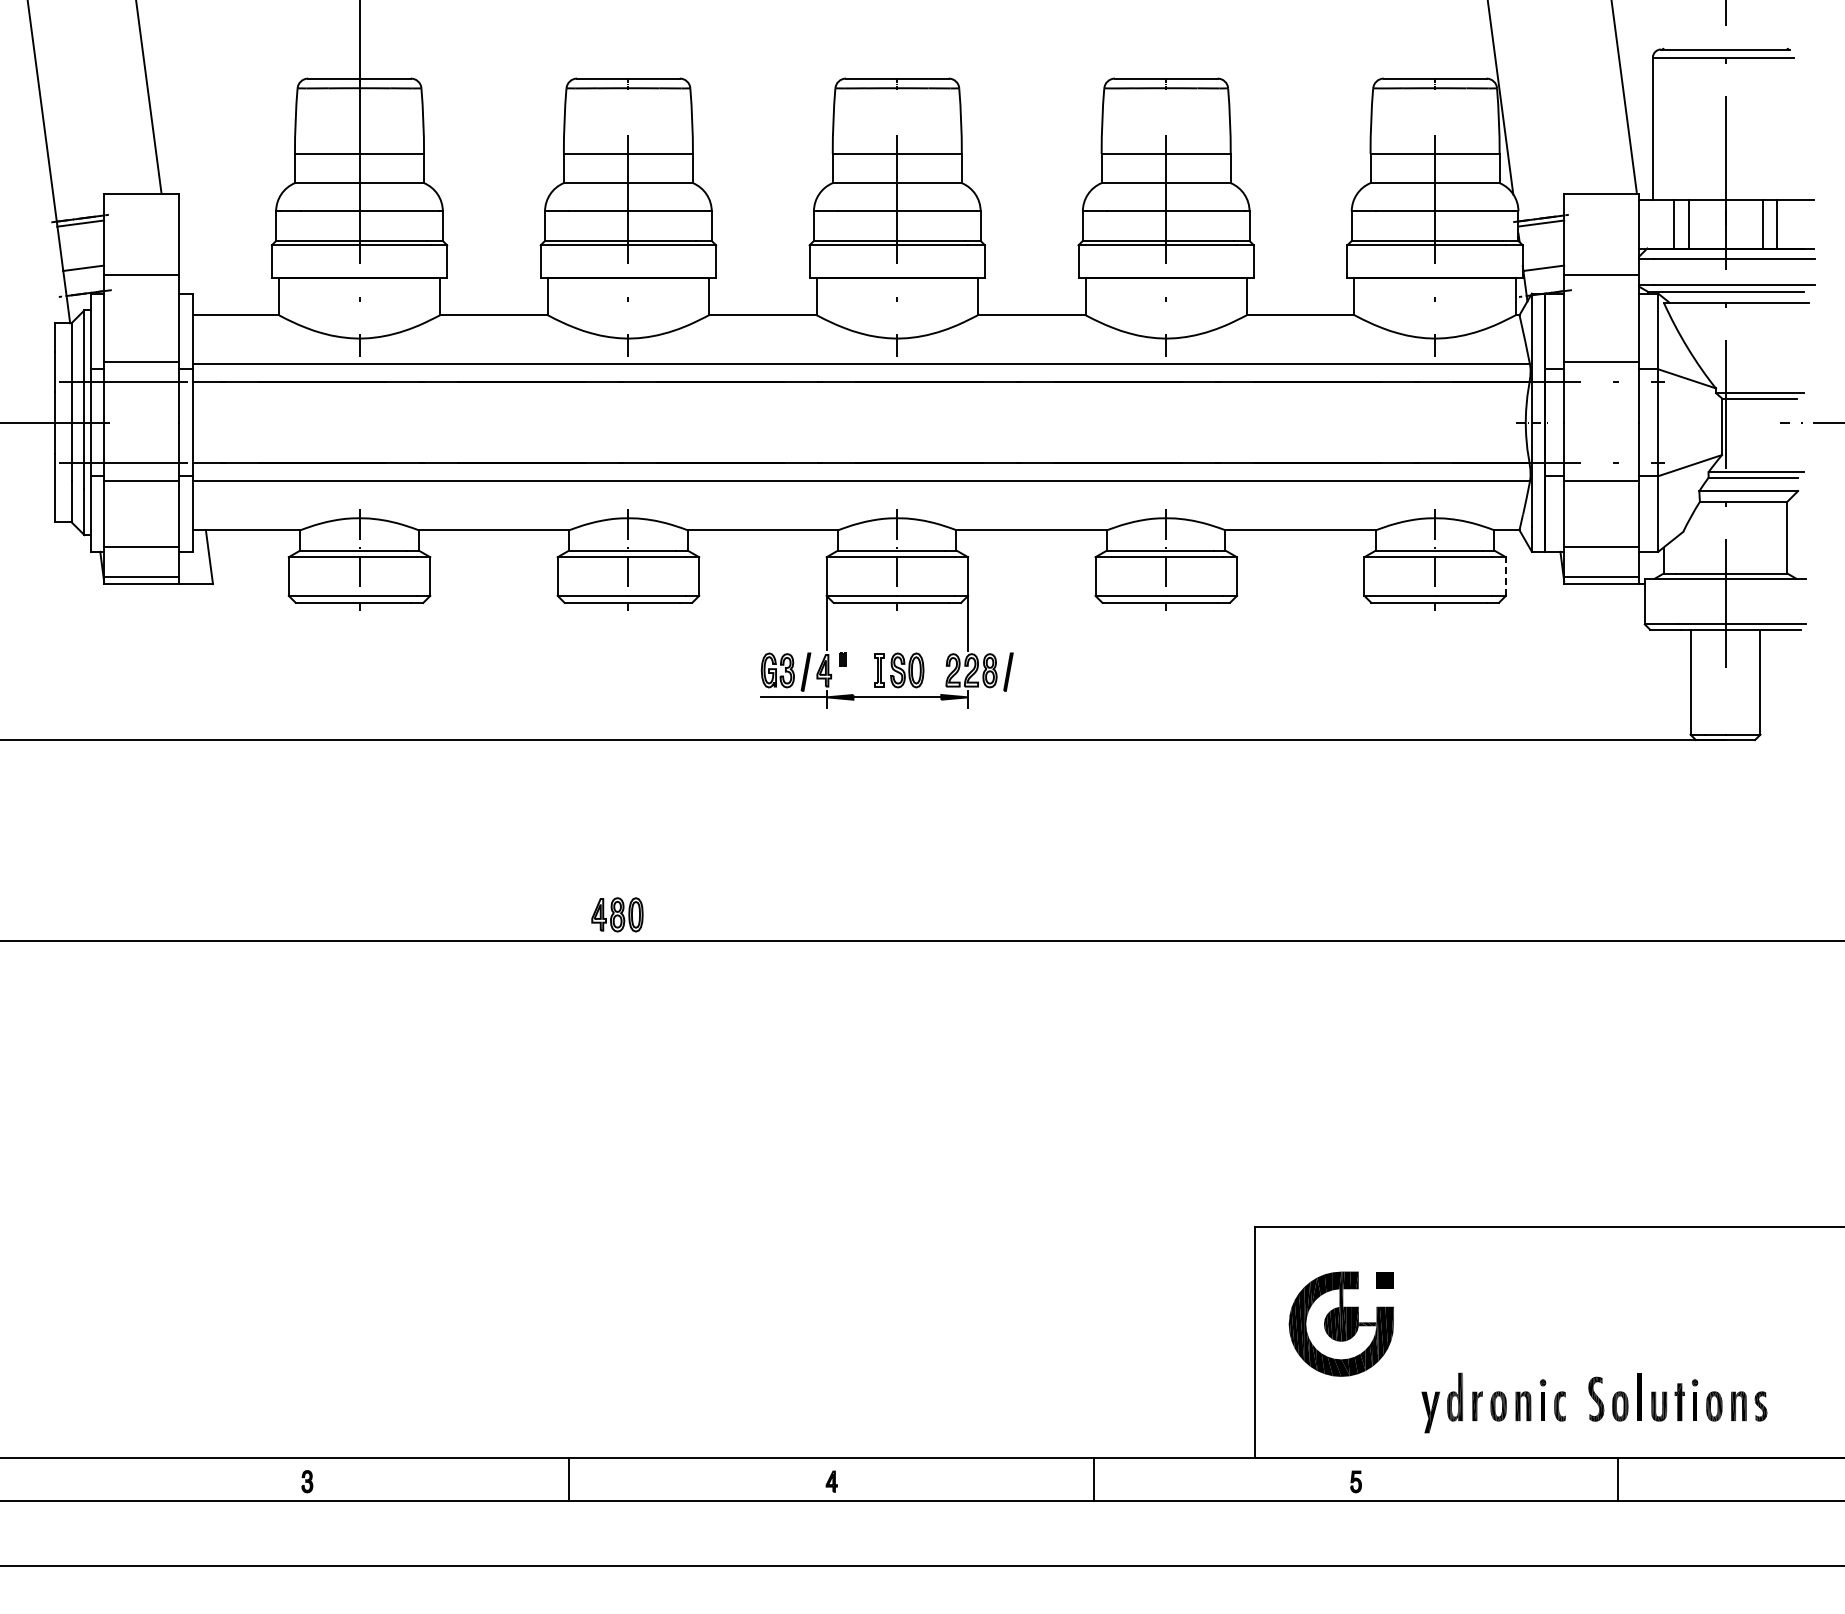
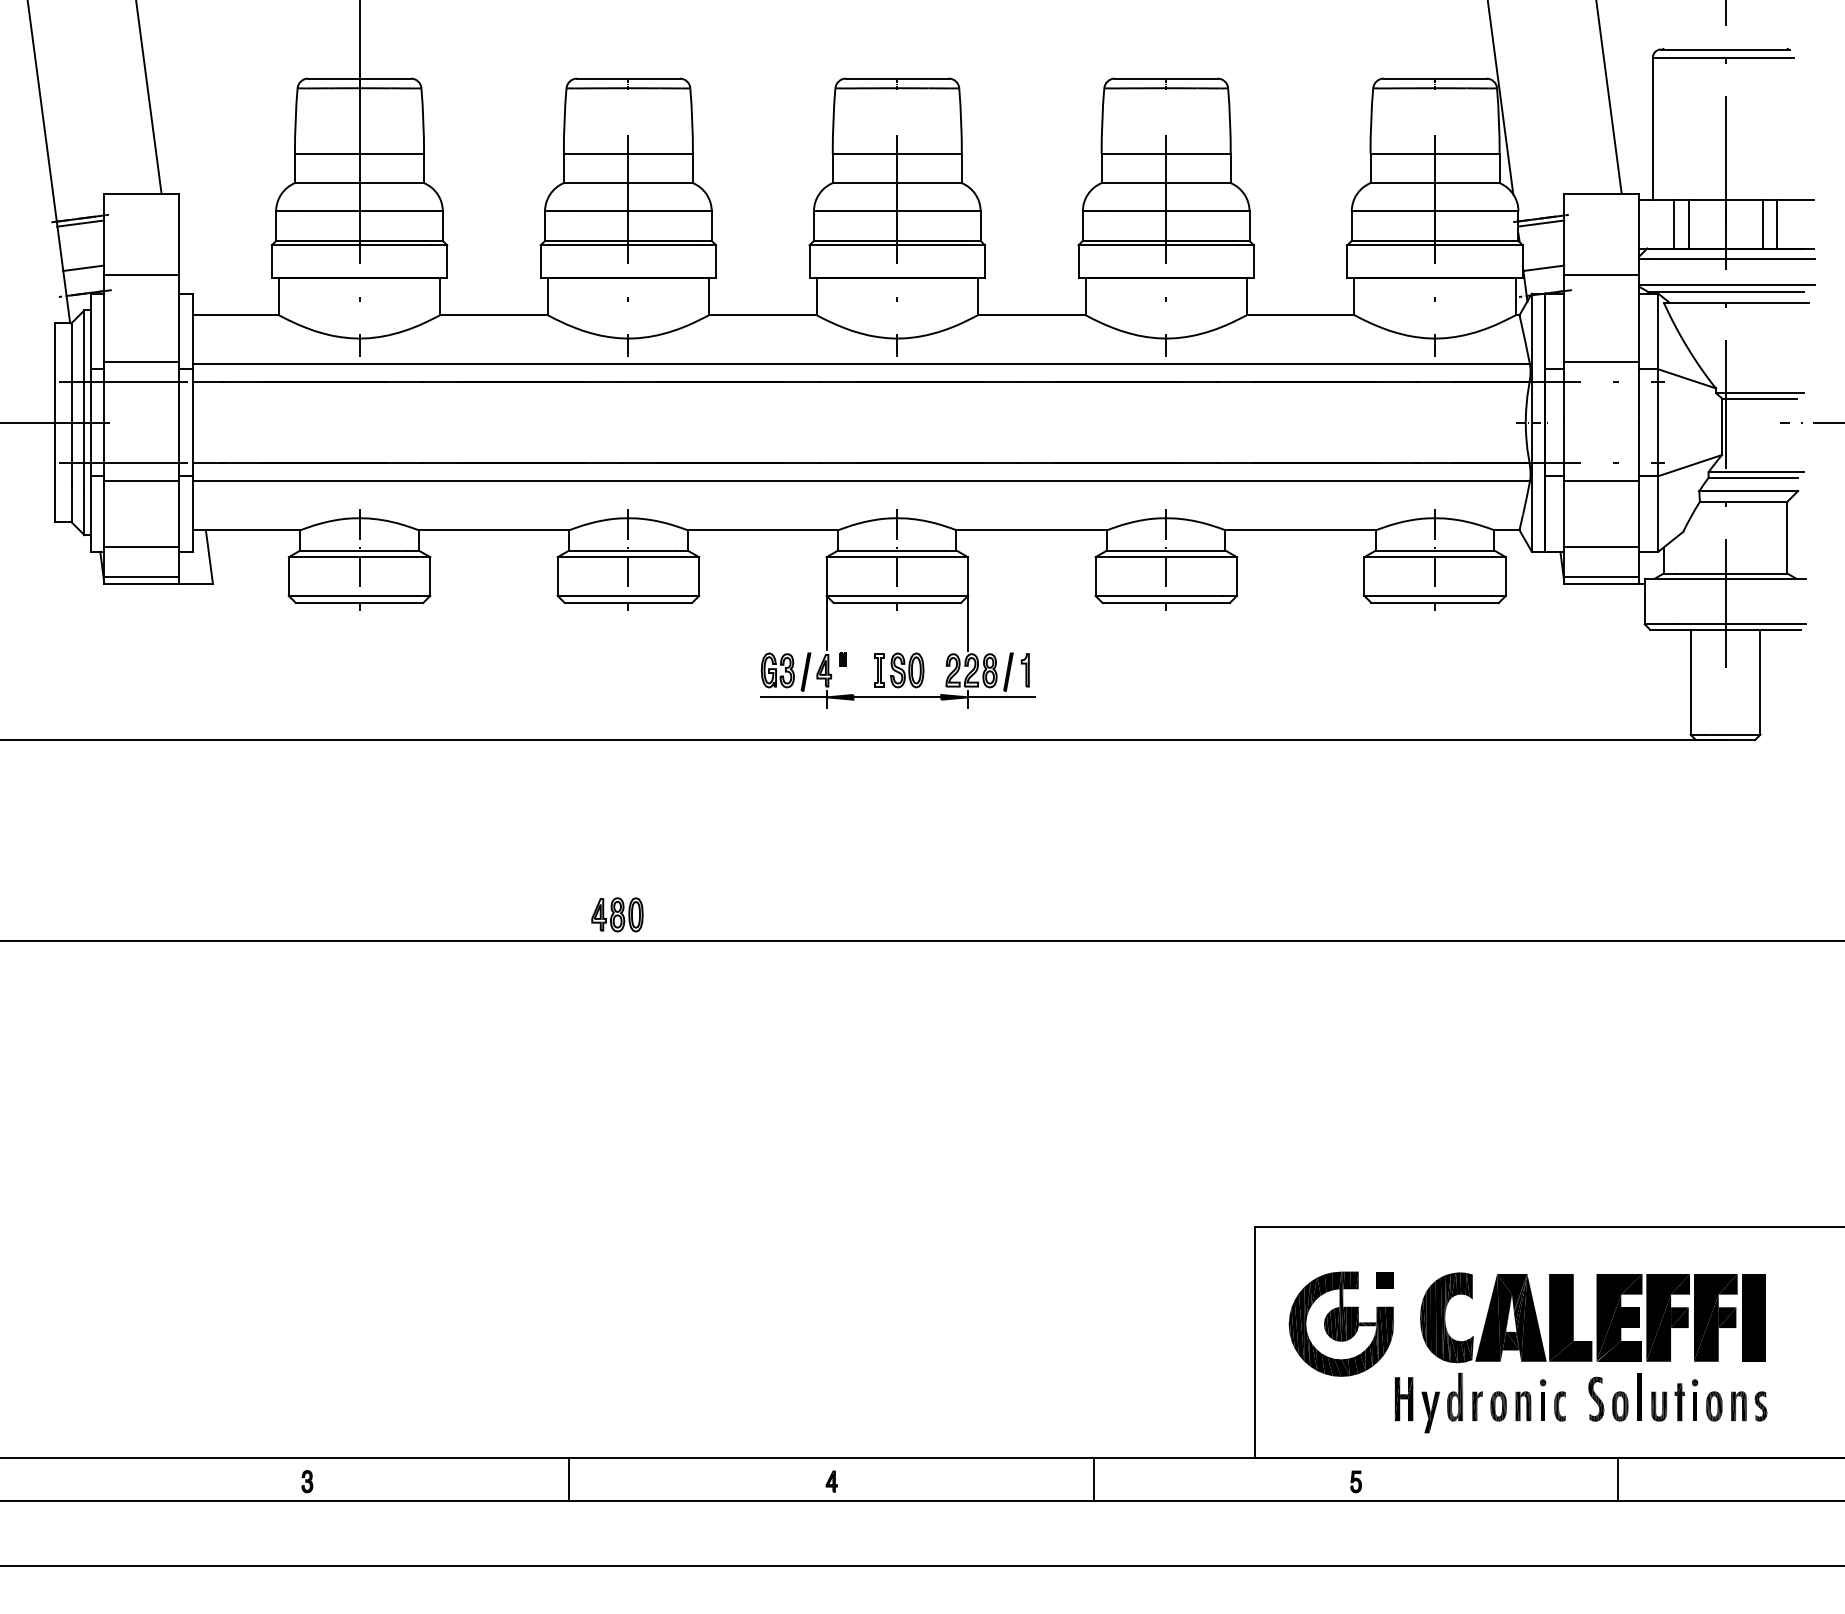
line position: (1623, 96) -> (1608, 97) (1608, 97)
line: dashed -> solid (1505, 576)
part: none -> present (1024, 670)
line: none -> present (1001, 697)
part: none -> present (1592, 1317)
part: none -> present (1404, 1399)
